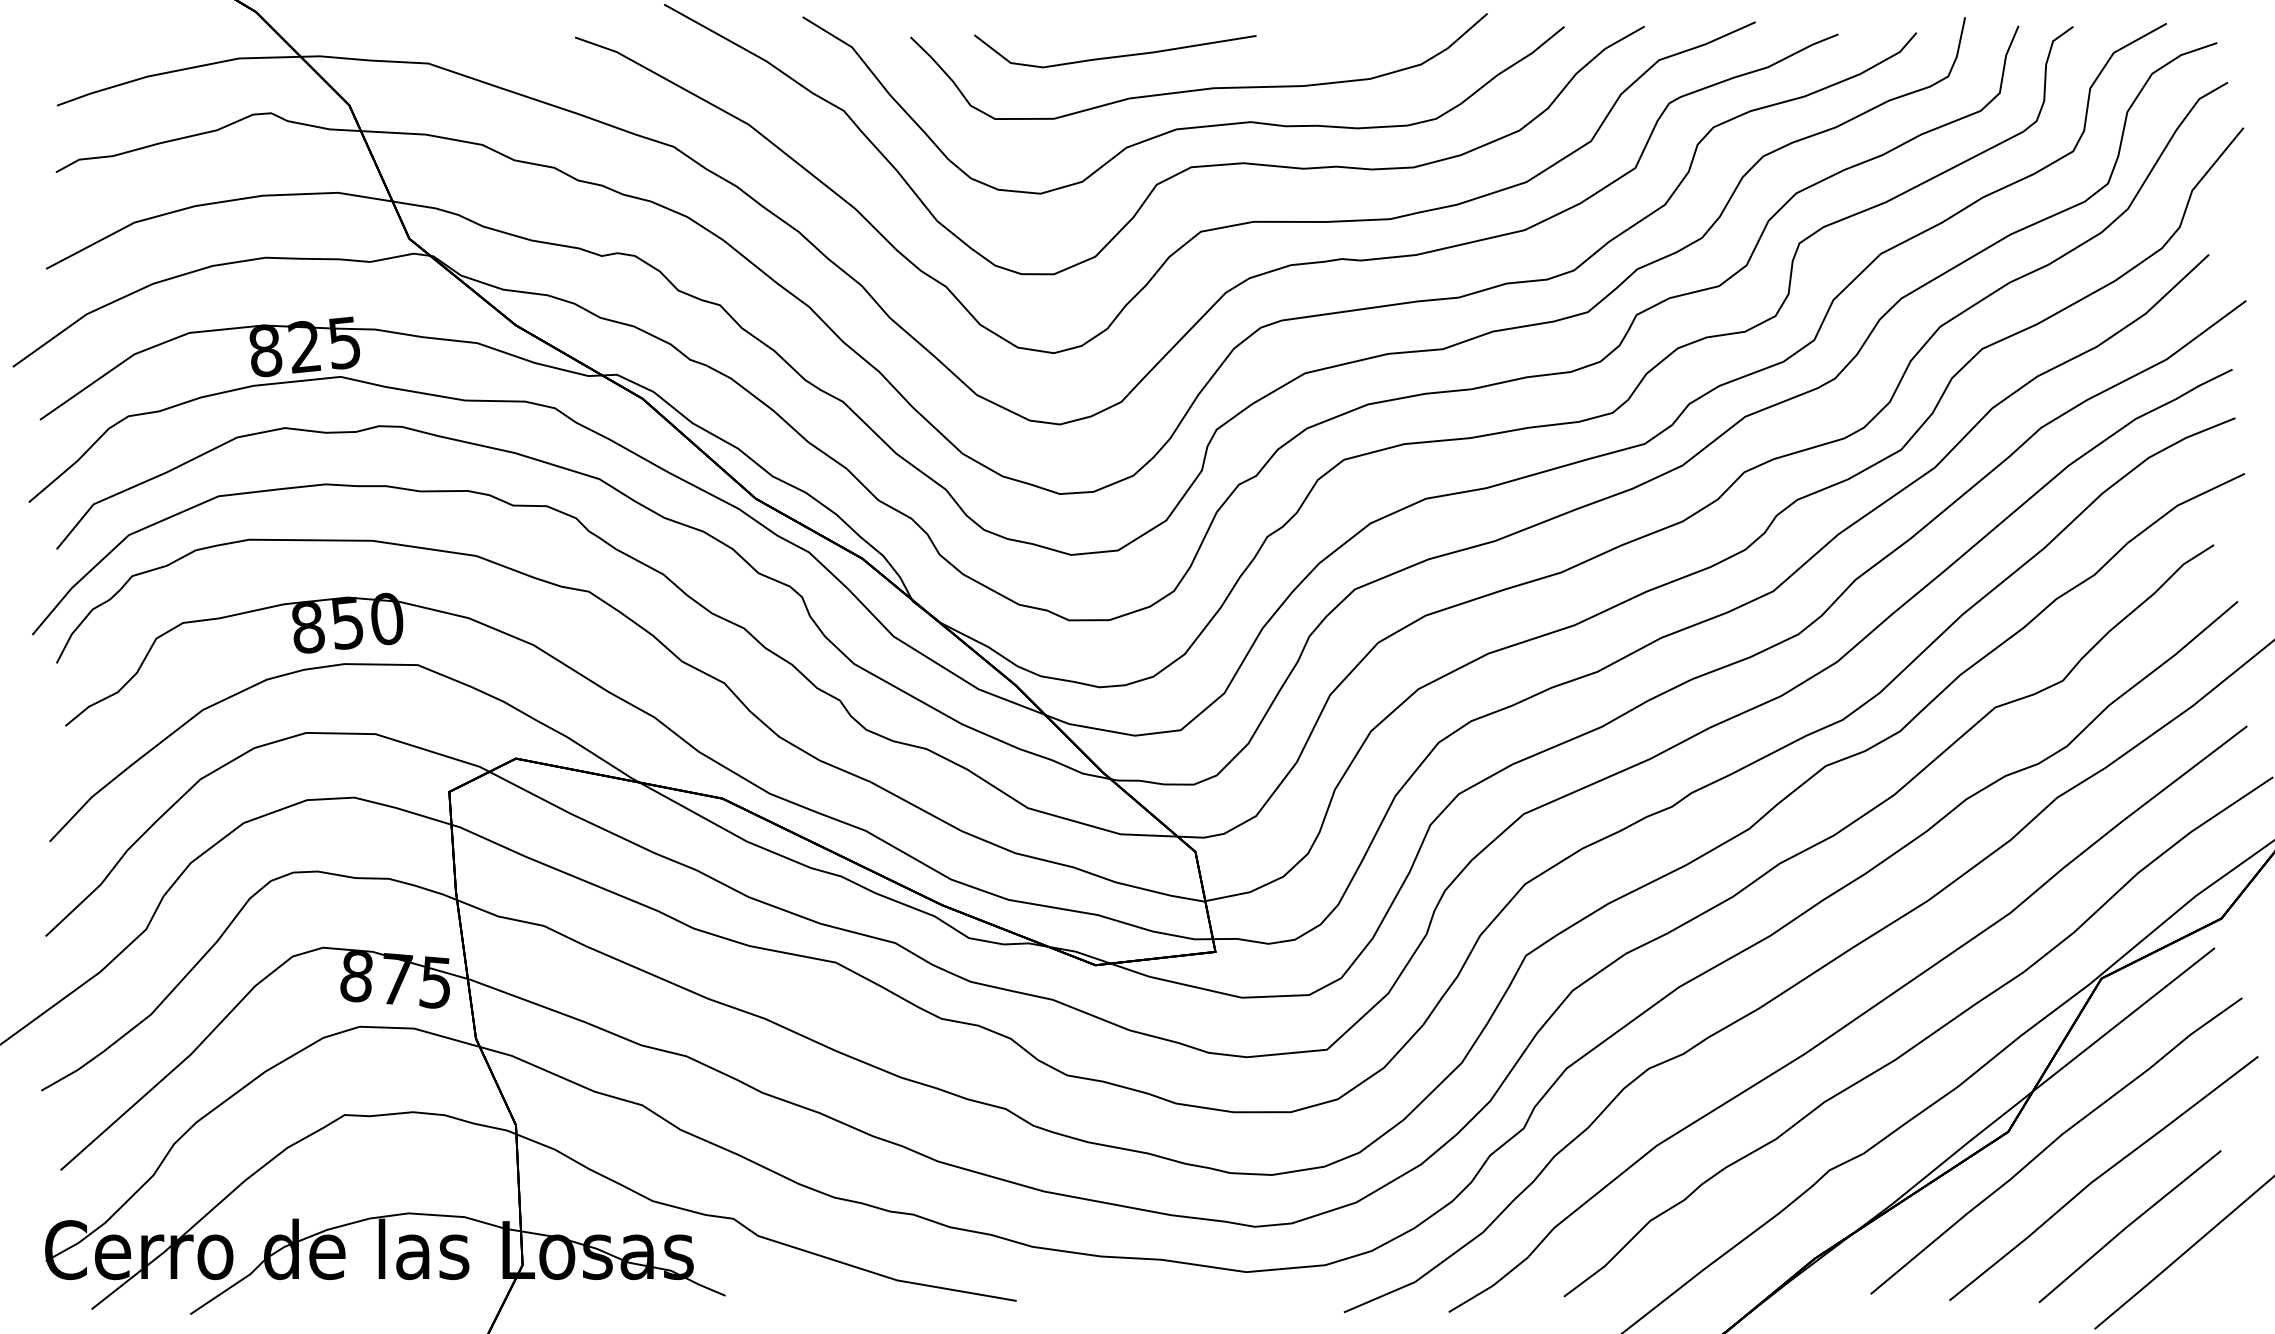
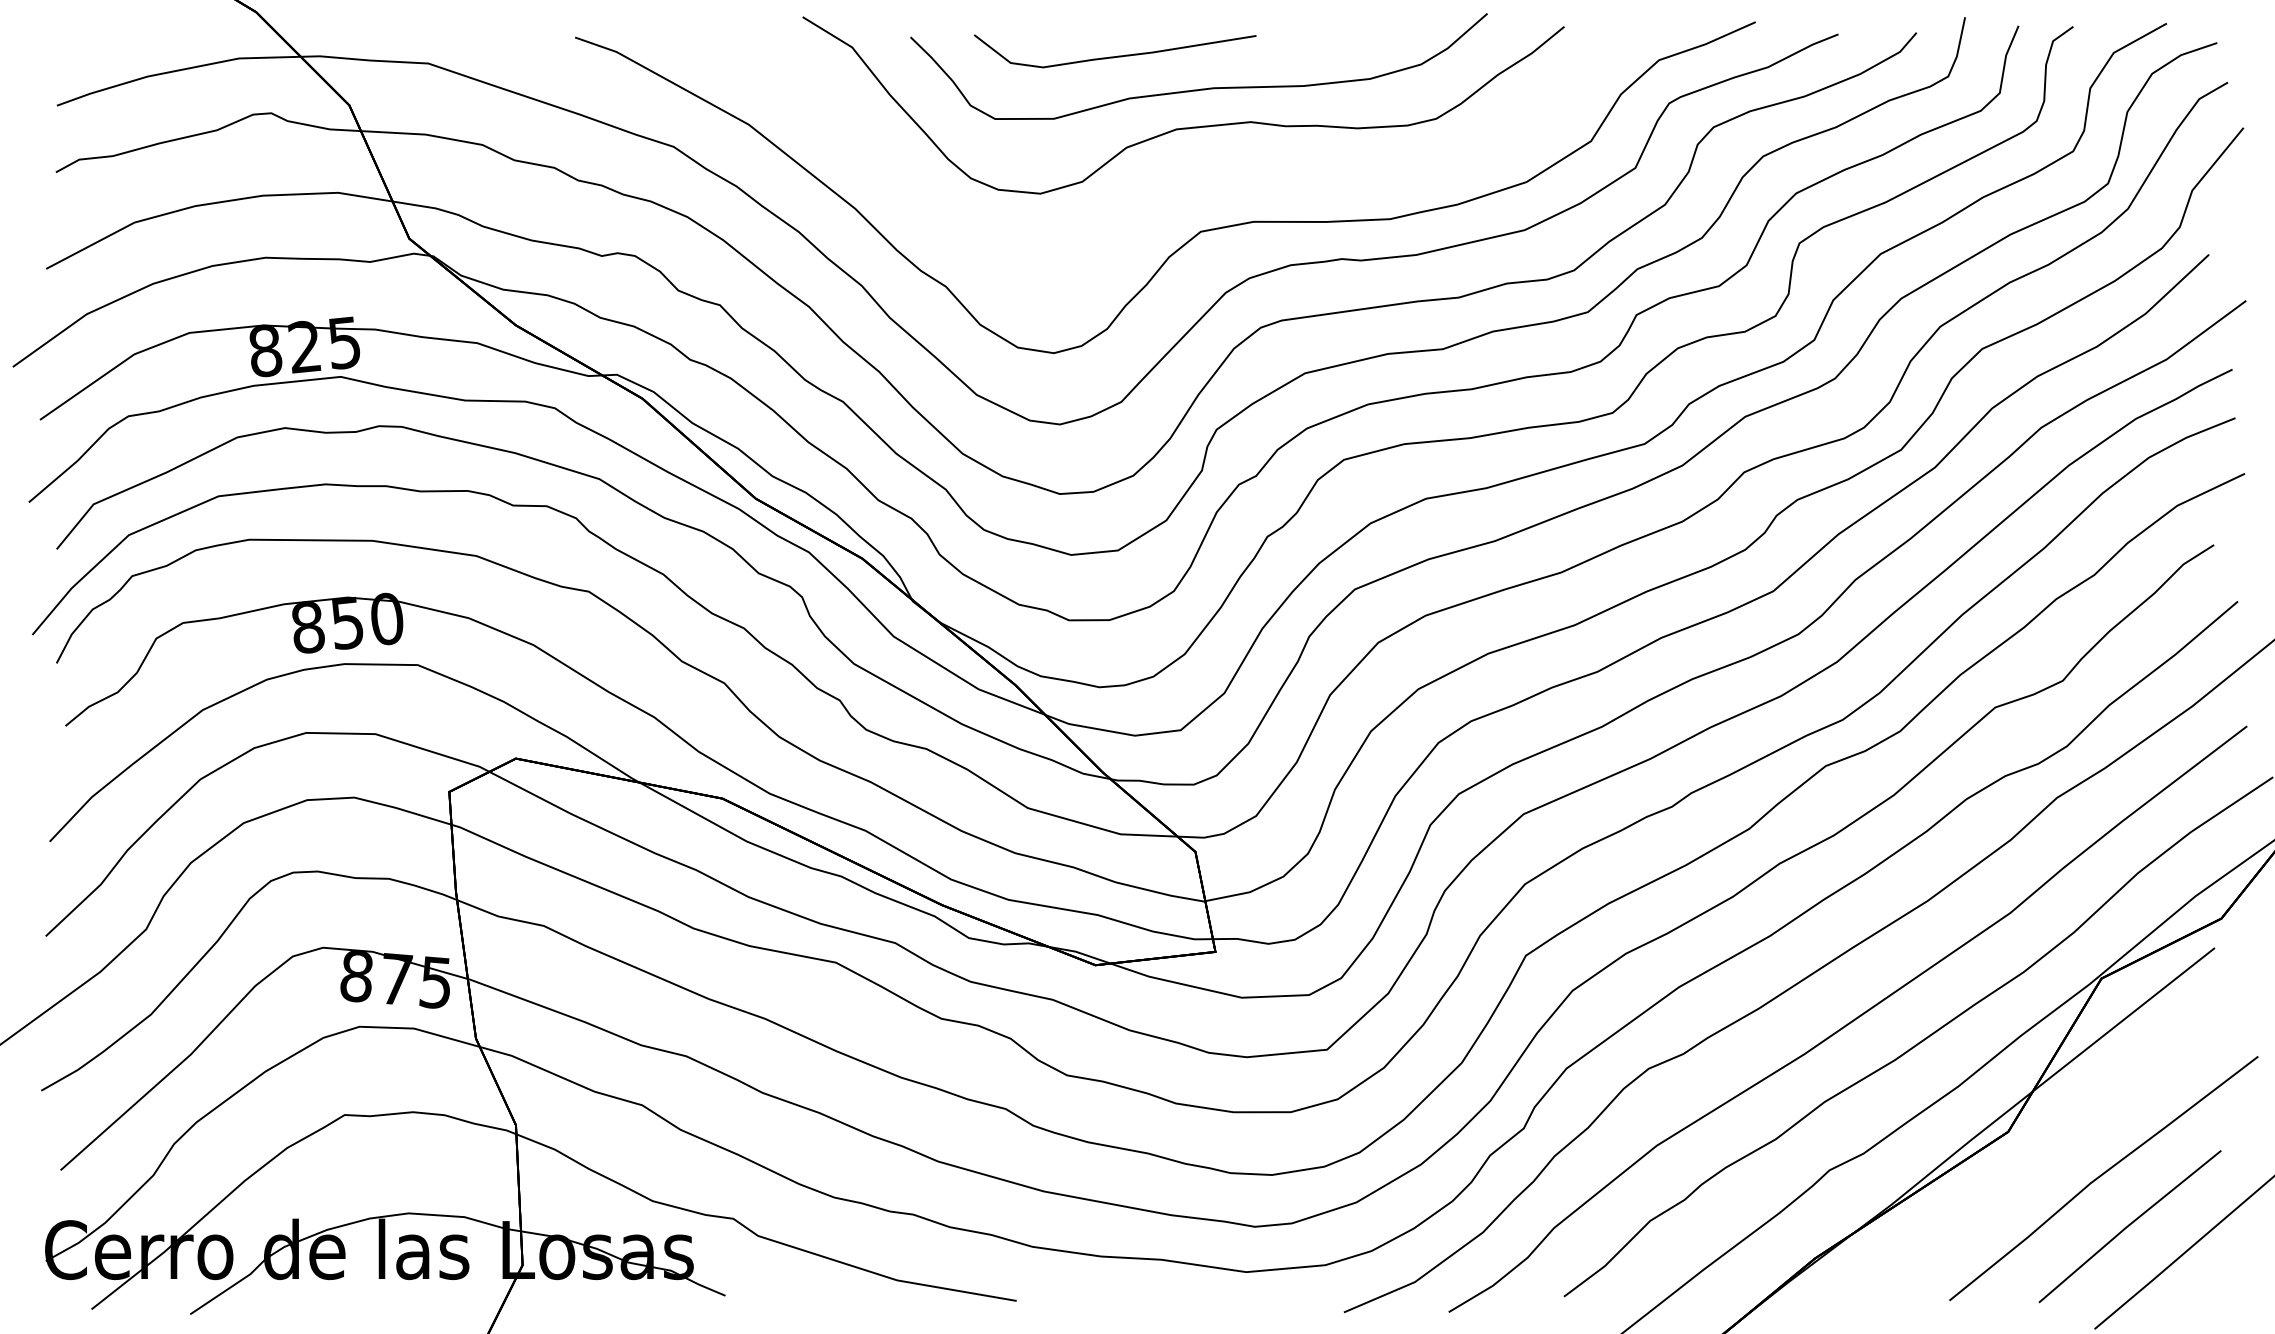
part: present -> none (1172, 175)
part: present -> none (2056, 1145)
